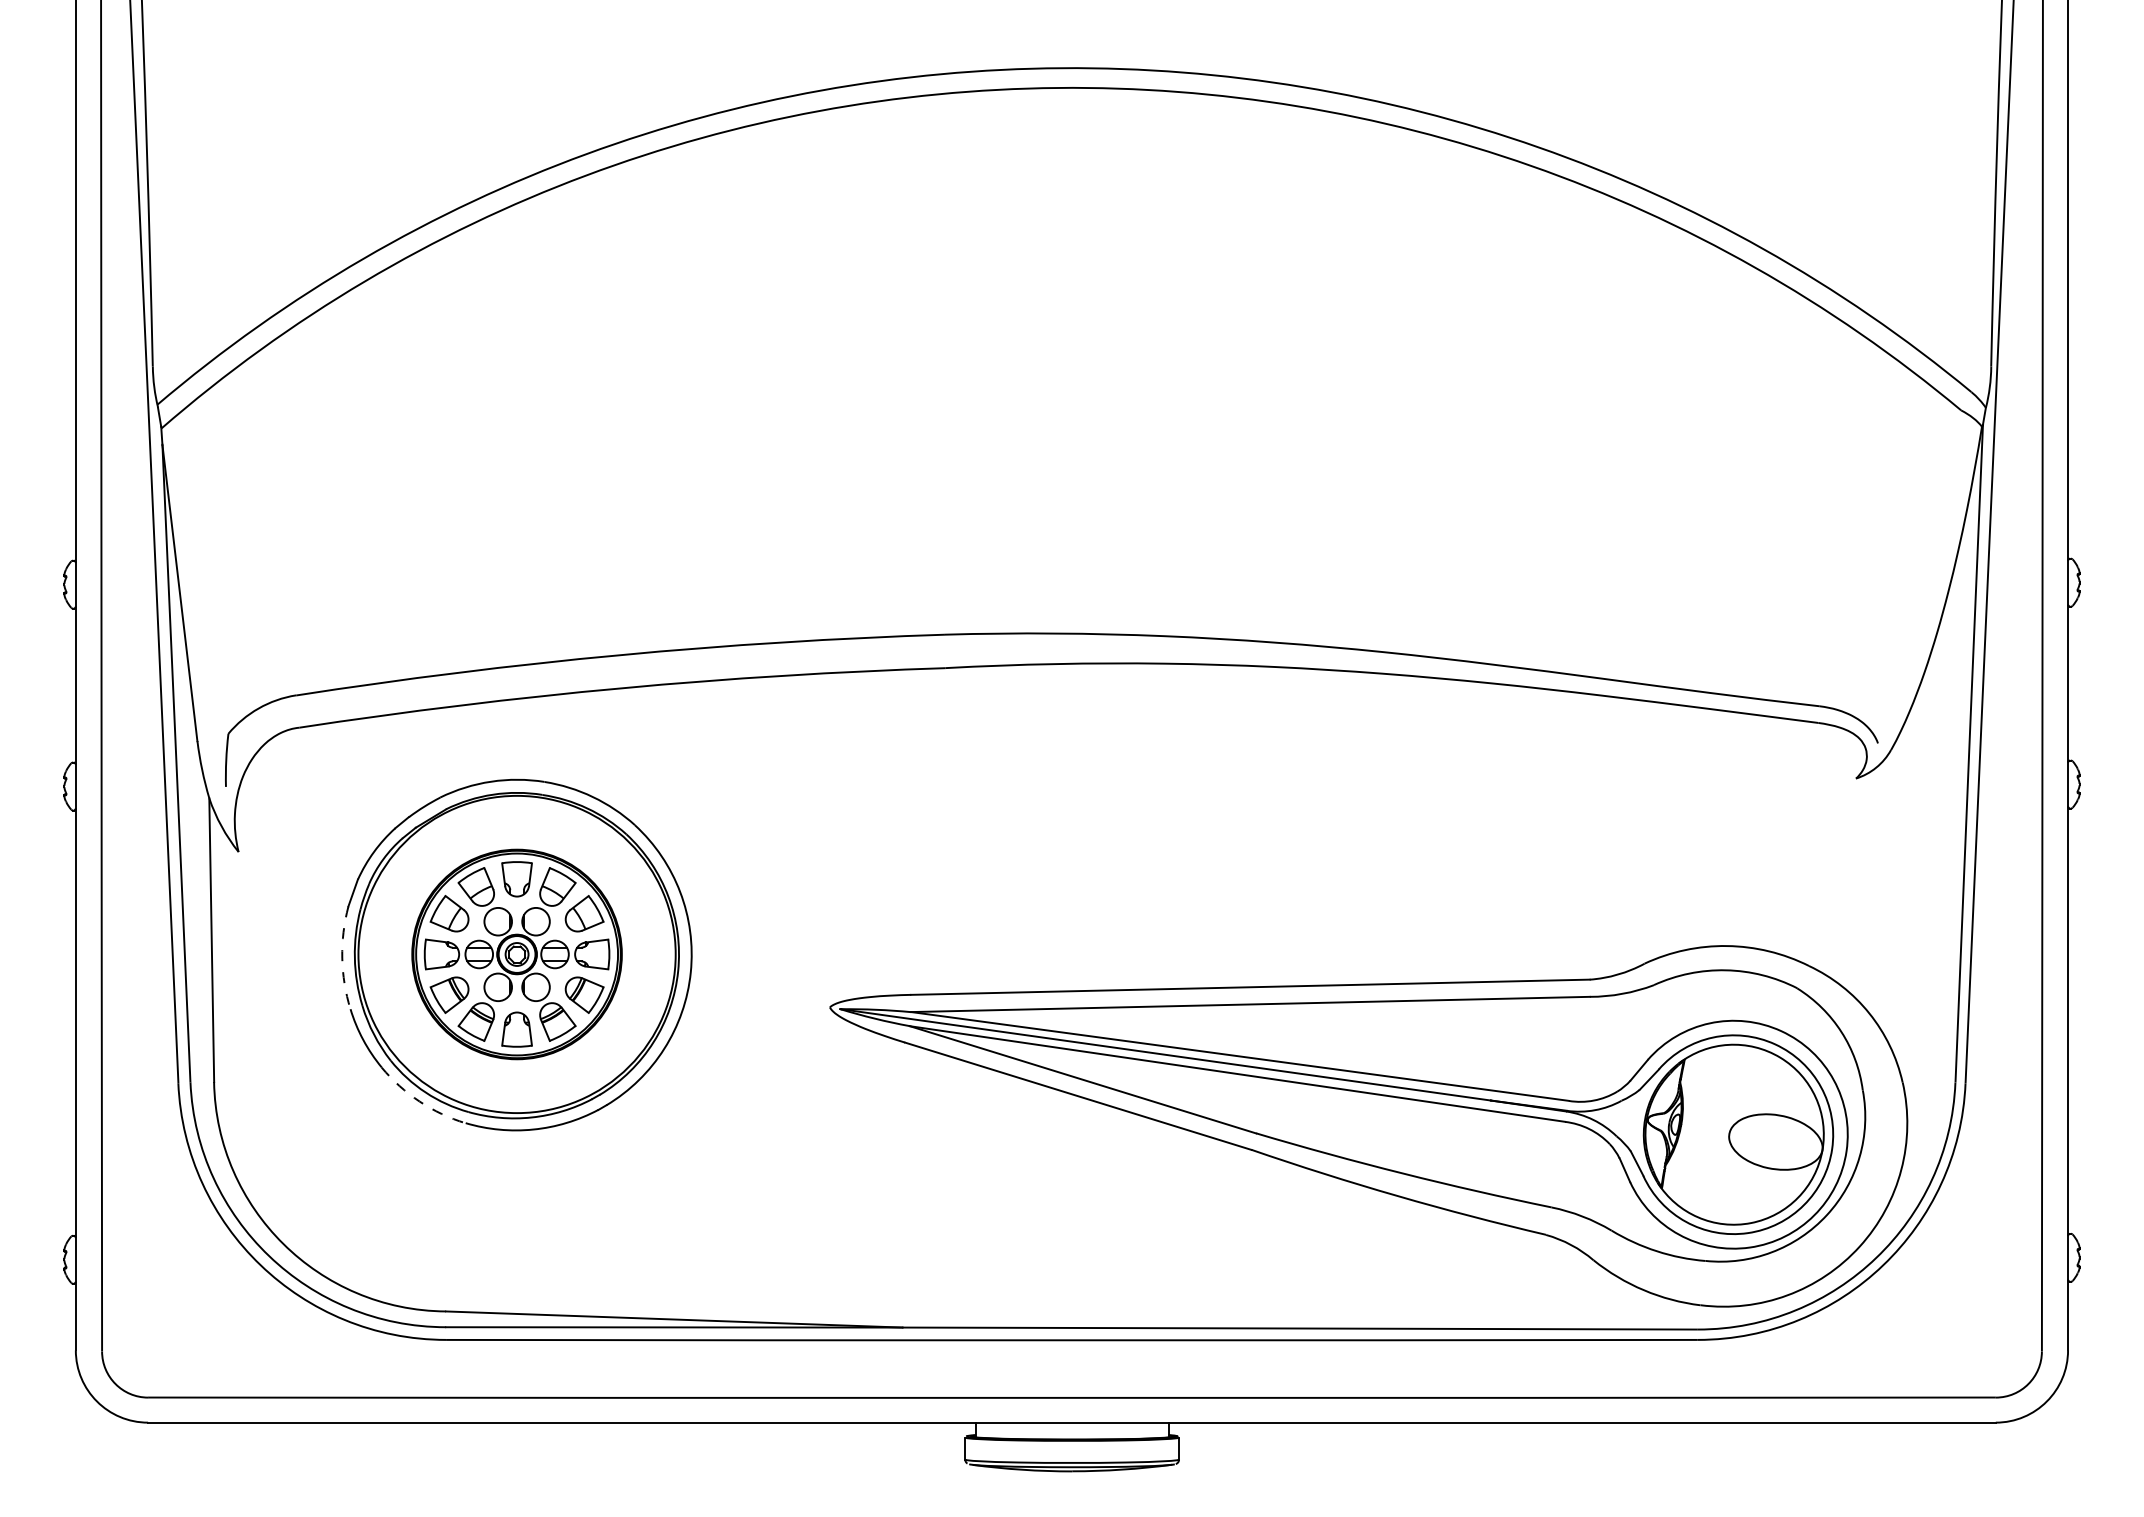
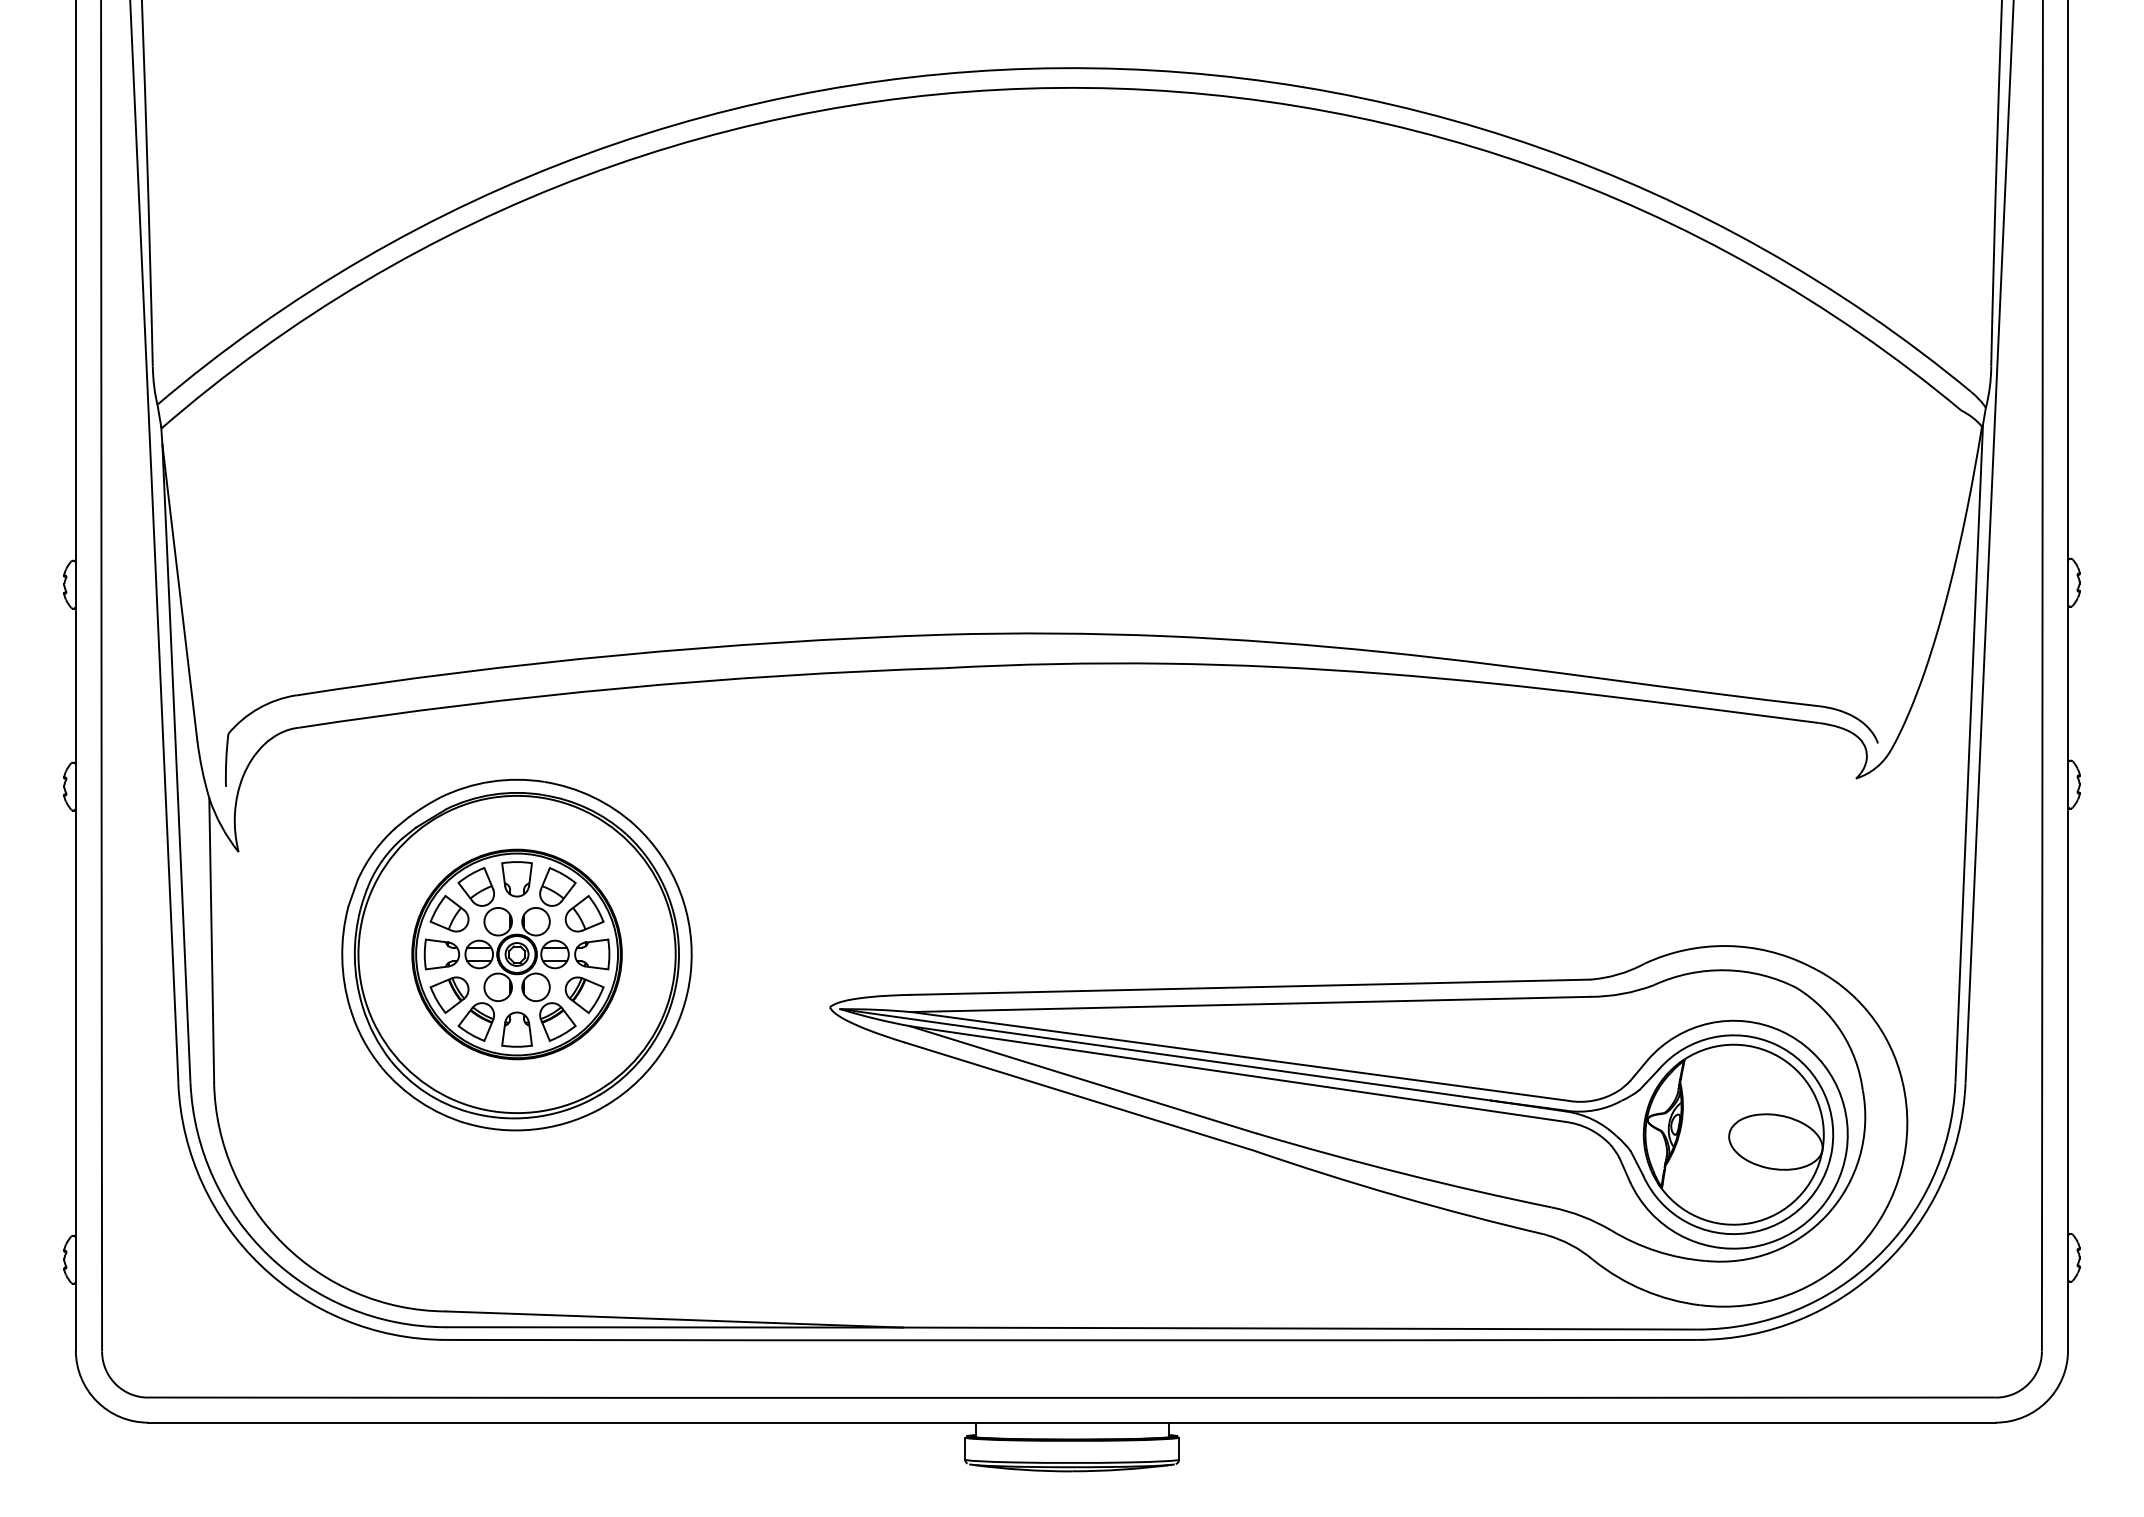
arc: dashed -> solid (342, 958)
arc: dashed -> solid (419, 1101)
